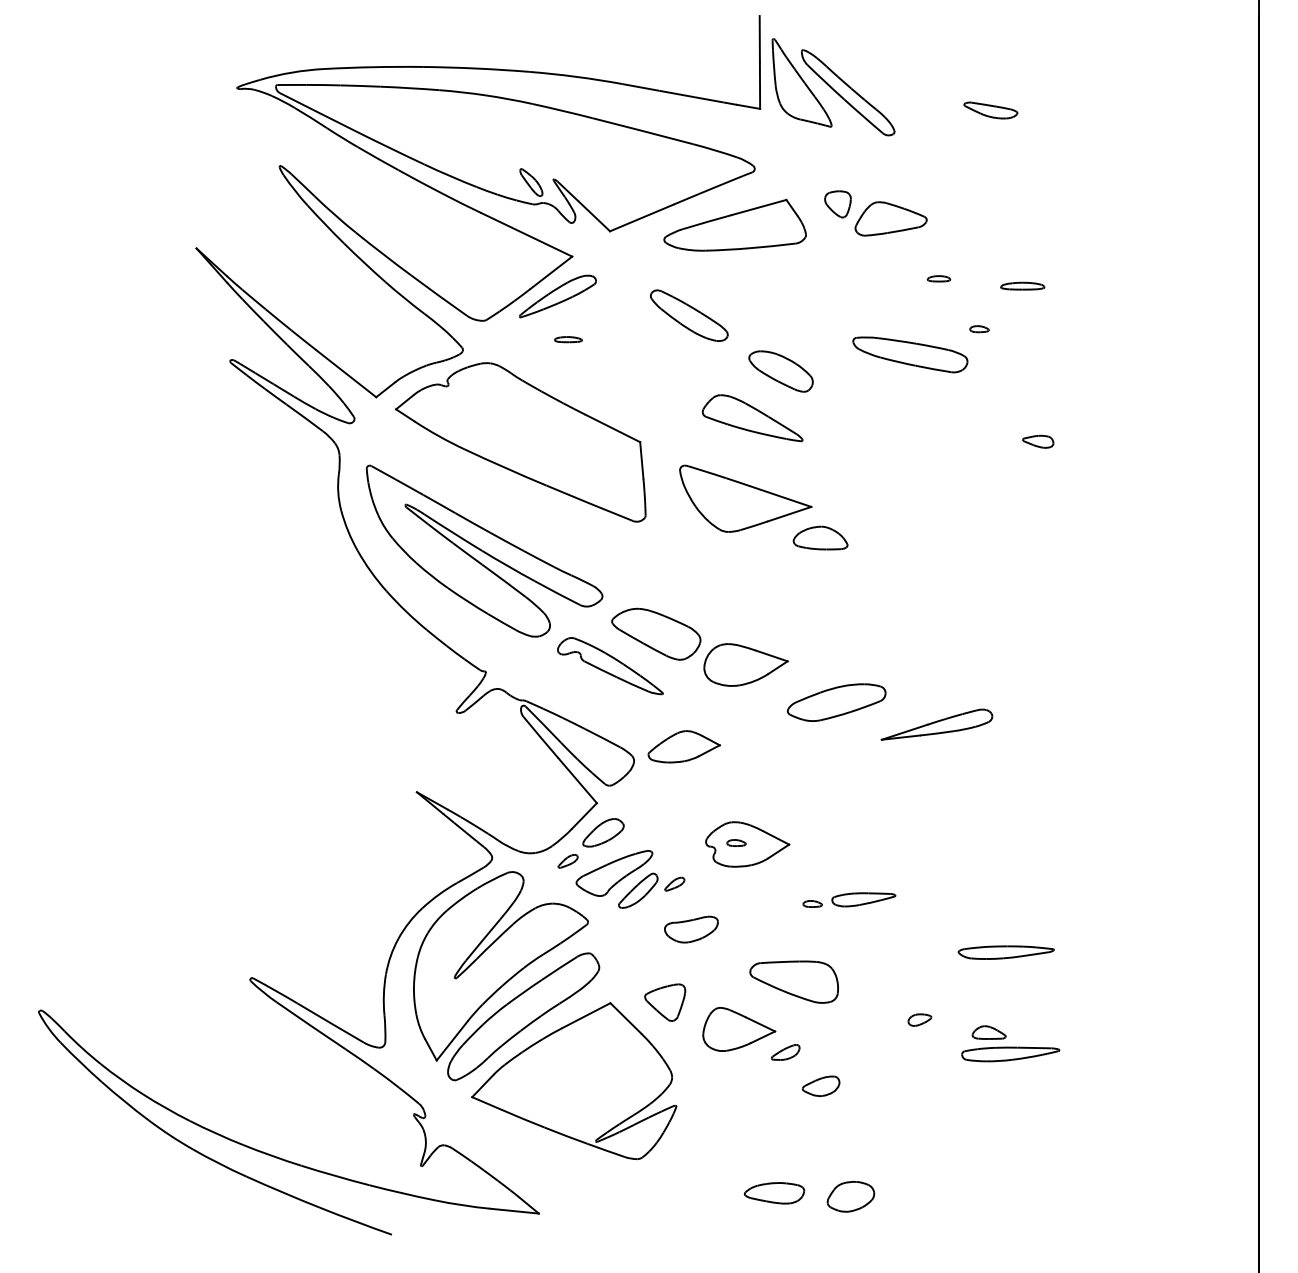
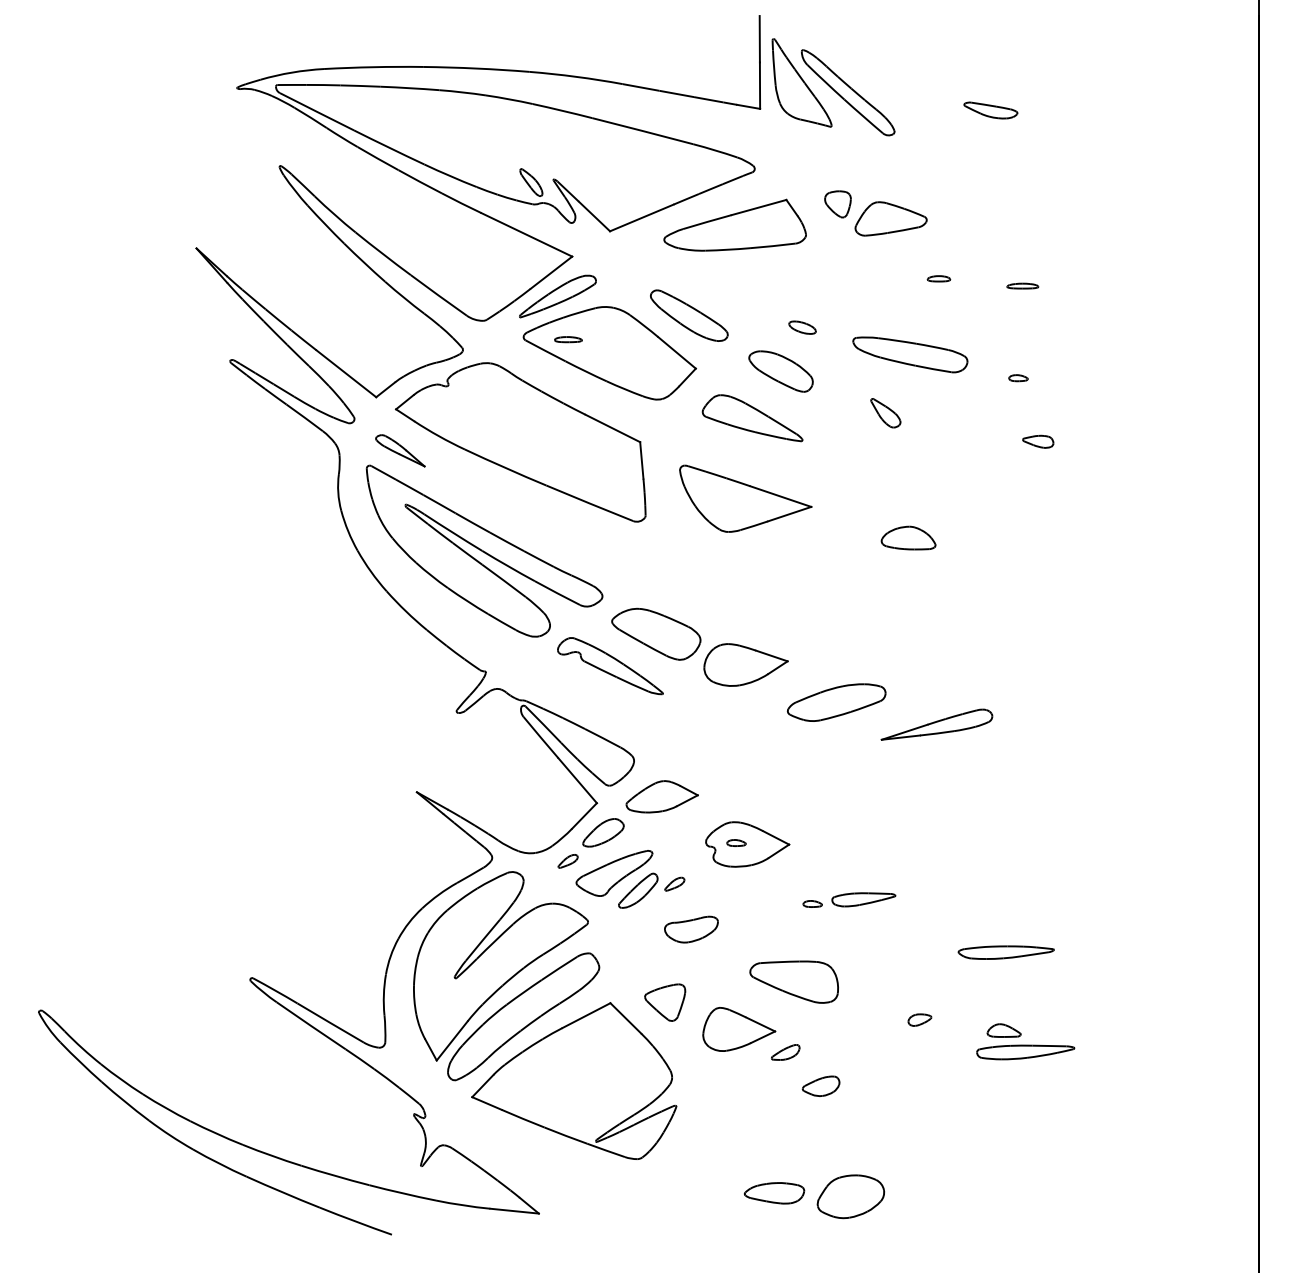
part size: 46x10 px -> 34x8 px (1022, 285)
part: none -> present (802, 327)
part position: (979, 329) -> (1018, 378) (1018, 378)
part: none -> present (609, 353)
part: none -> present (885, 413)
part: none -> present (400, 450)
part position: (820, 537) -> (908, 537) (908, 537)
part position: (683, 746) -> (661, 796) (661, 796)
part position: (1010, 1043) -> (1025, 1041) (1025, 1041)
part size: 50x32 px -> 70x46 px (850, 1196)
